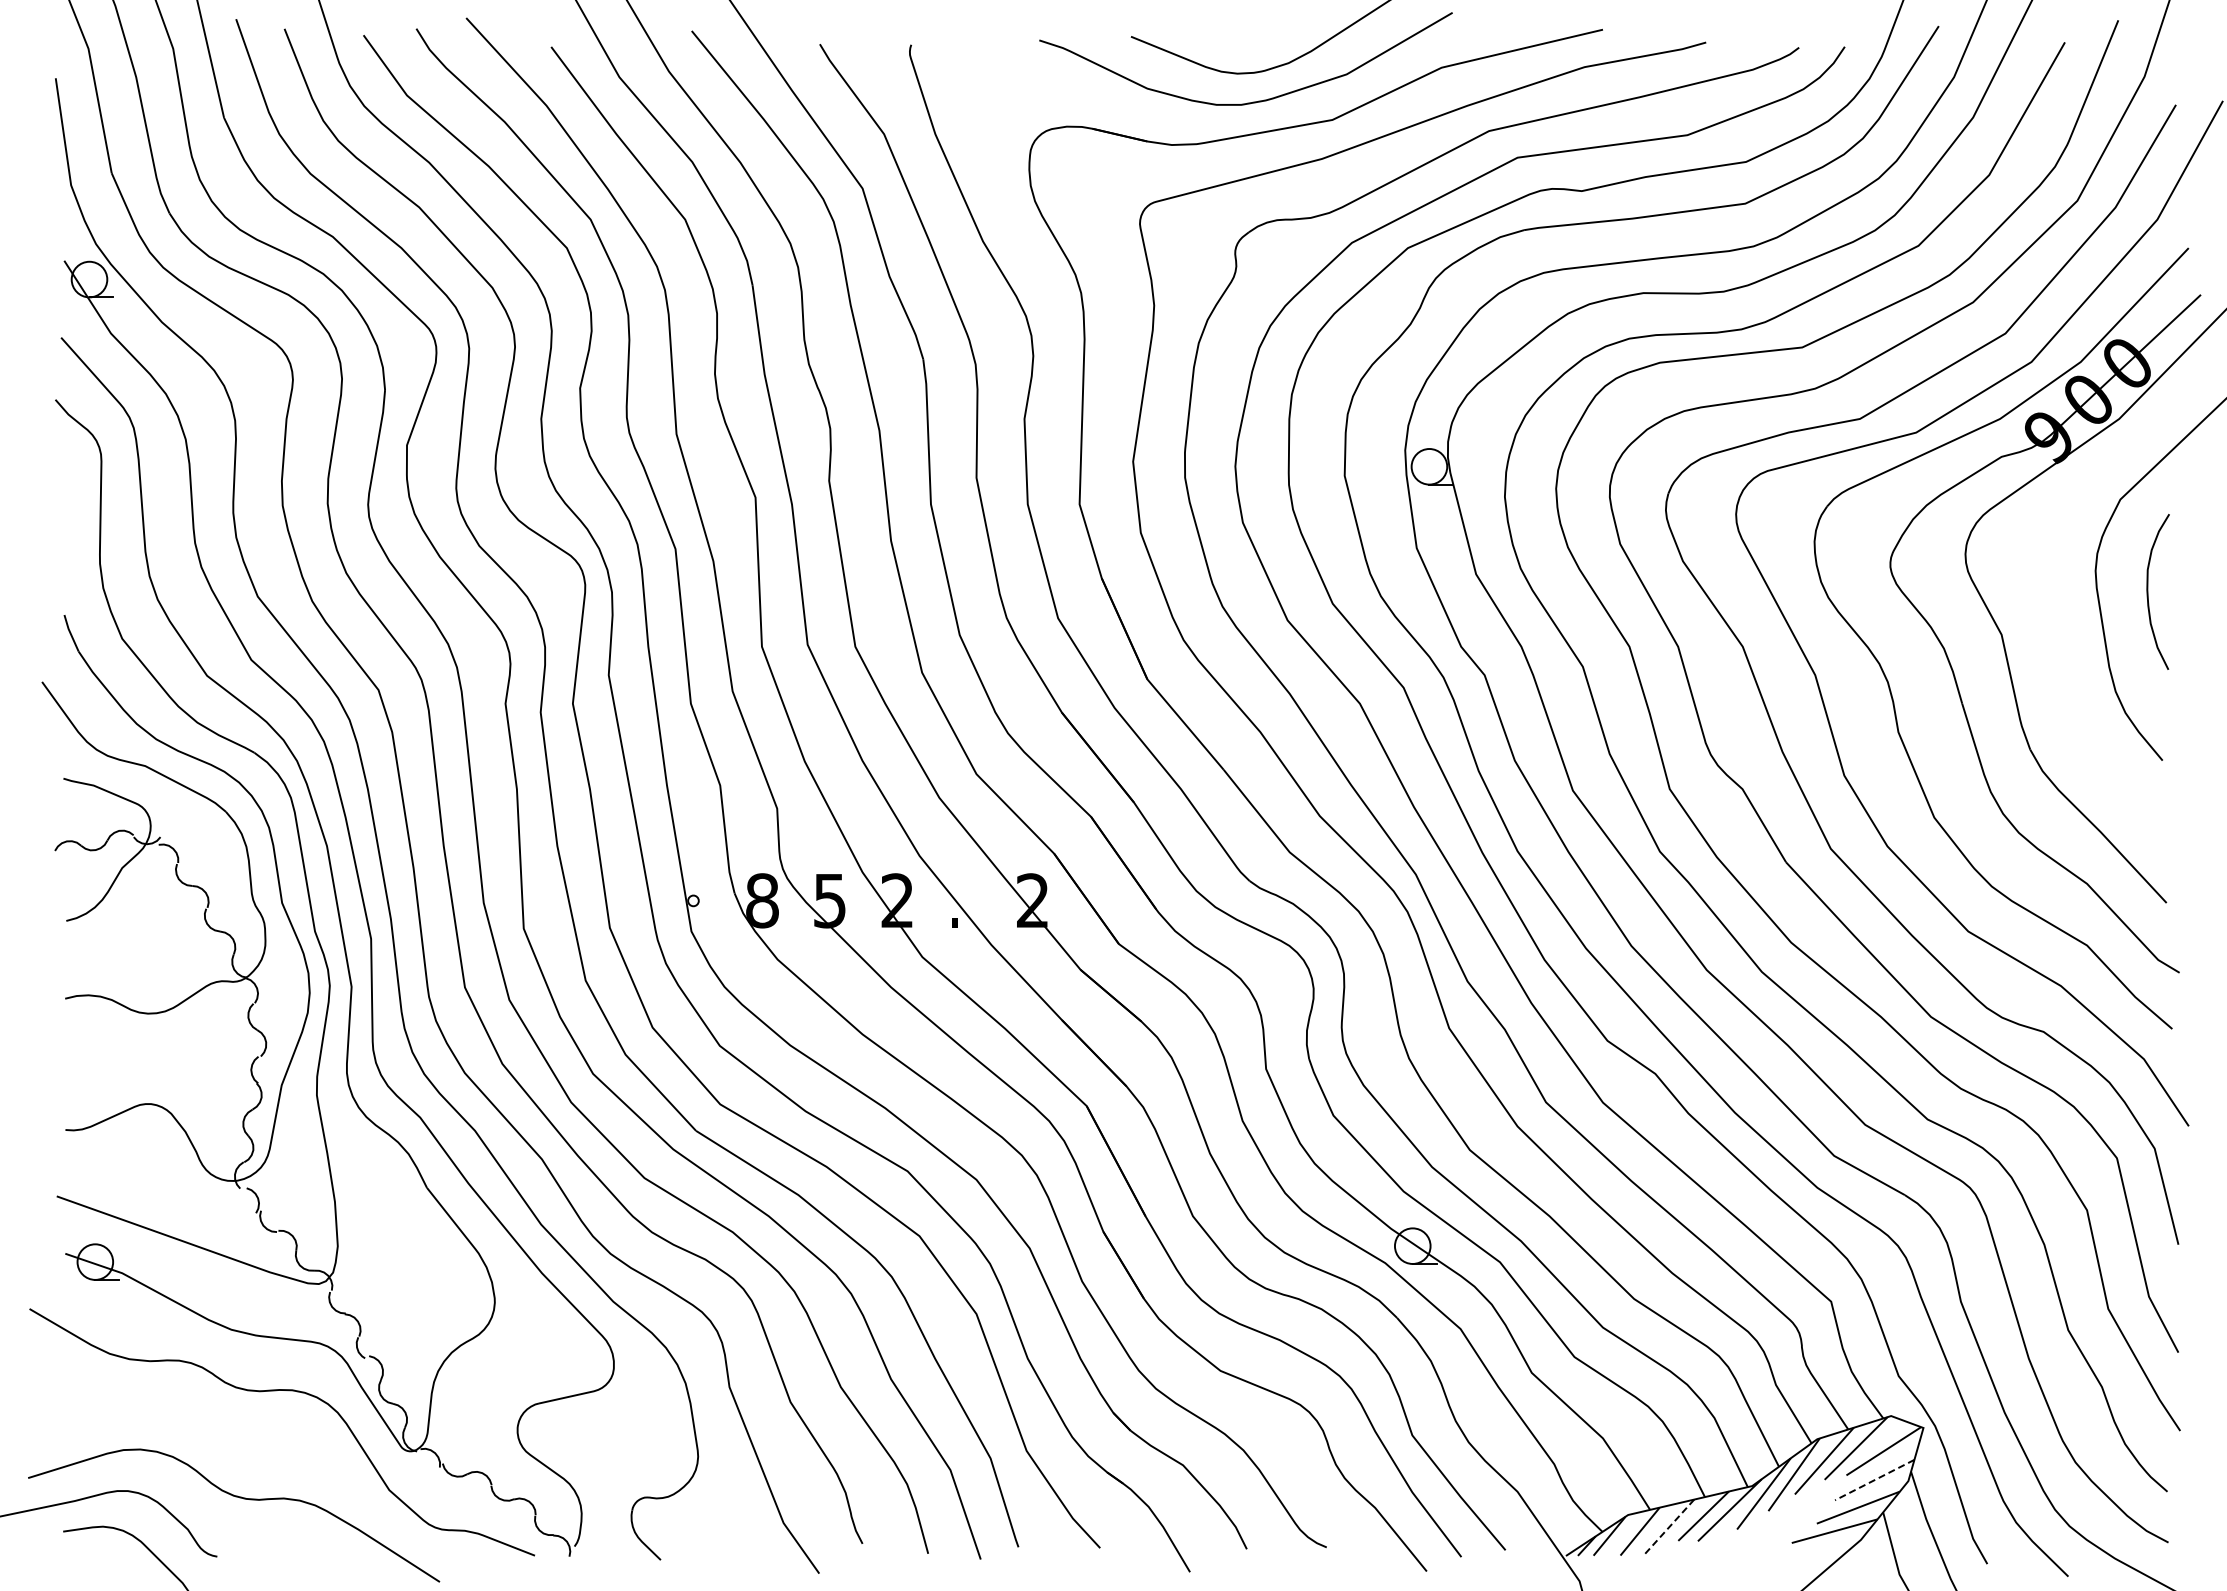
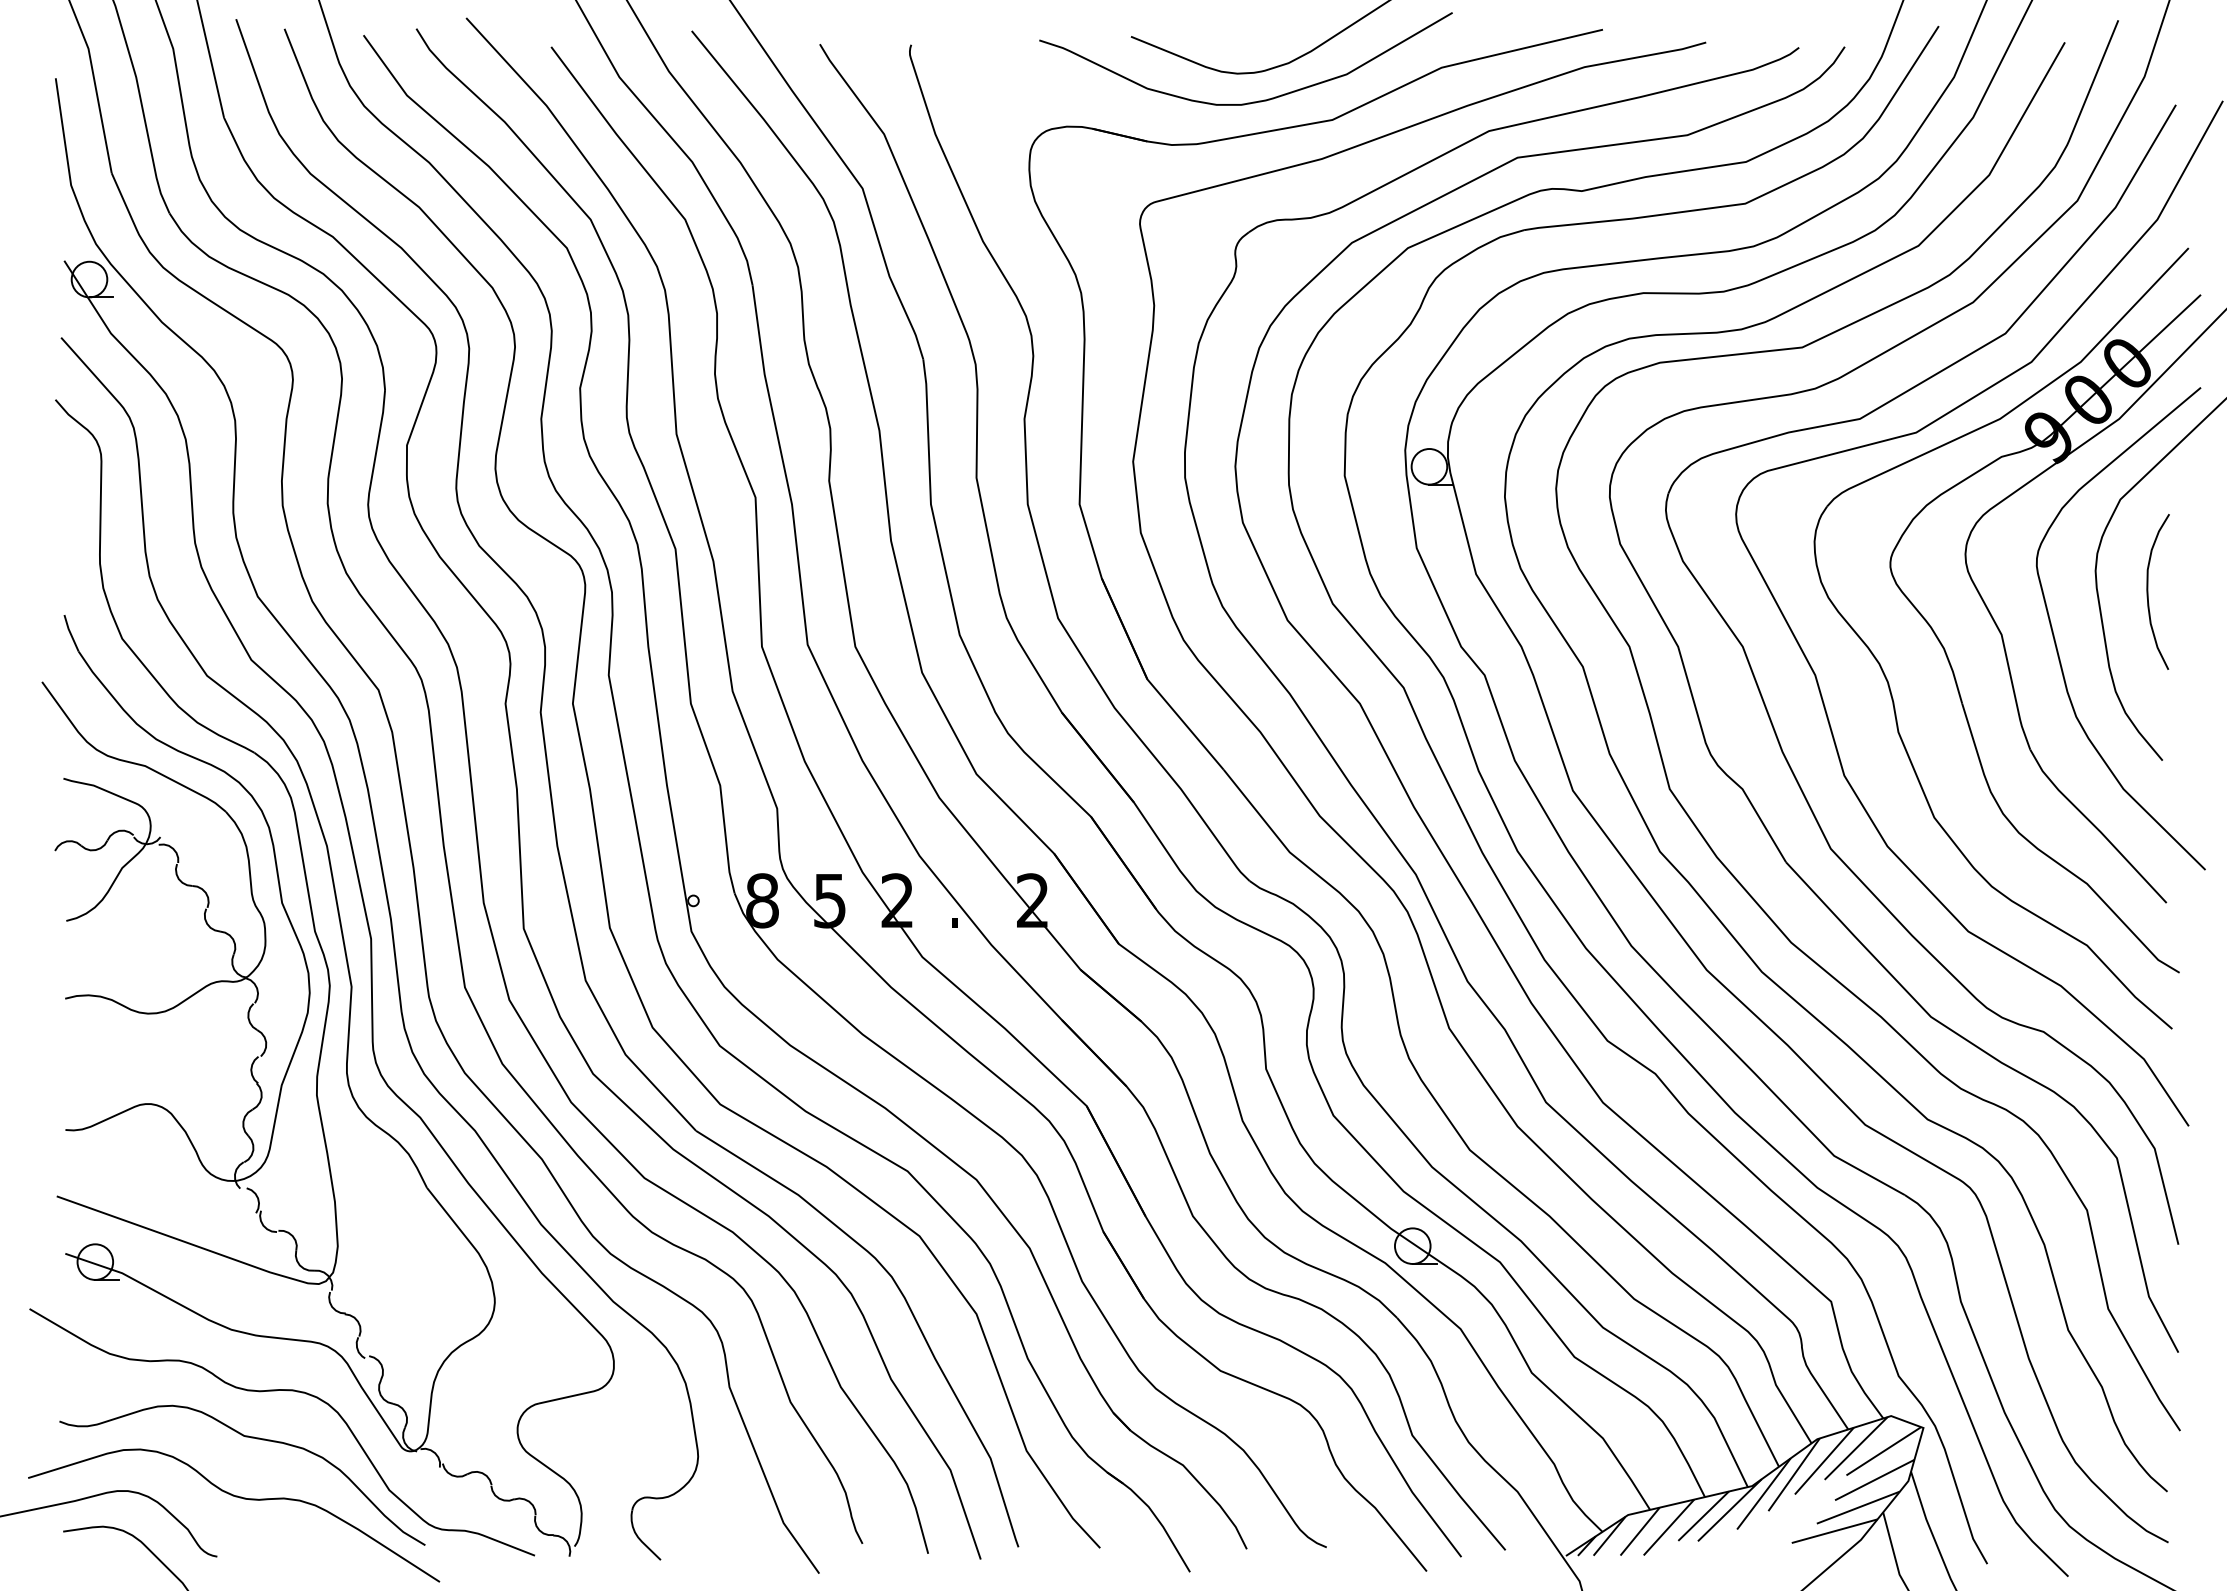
curve: none -> present (2056, 642)
curve: none -> present (251, 1438)
line: dashed -> solid (1874, 1480)
line: dashed -> solid (1668, 1527)
